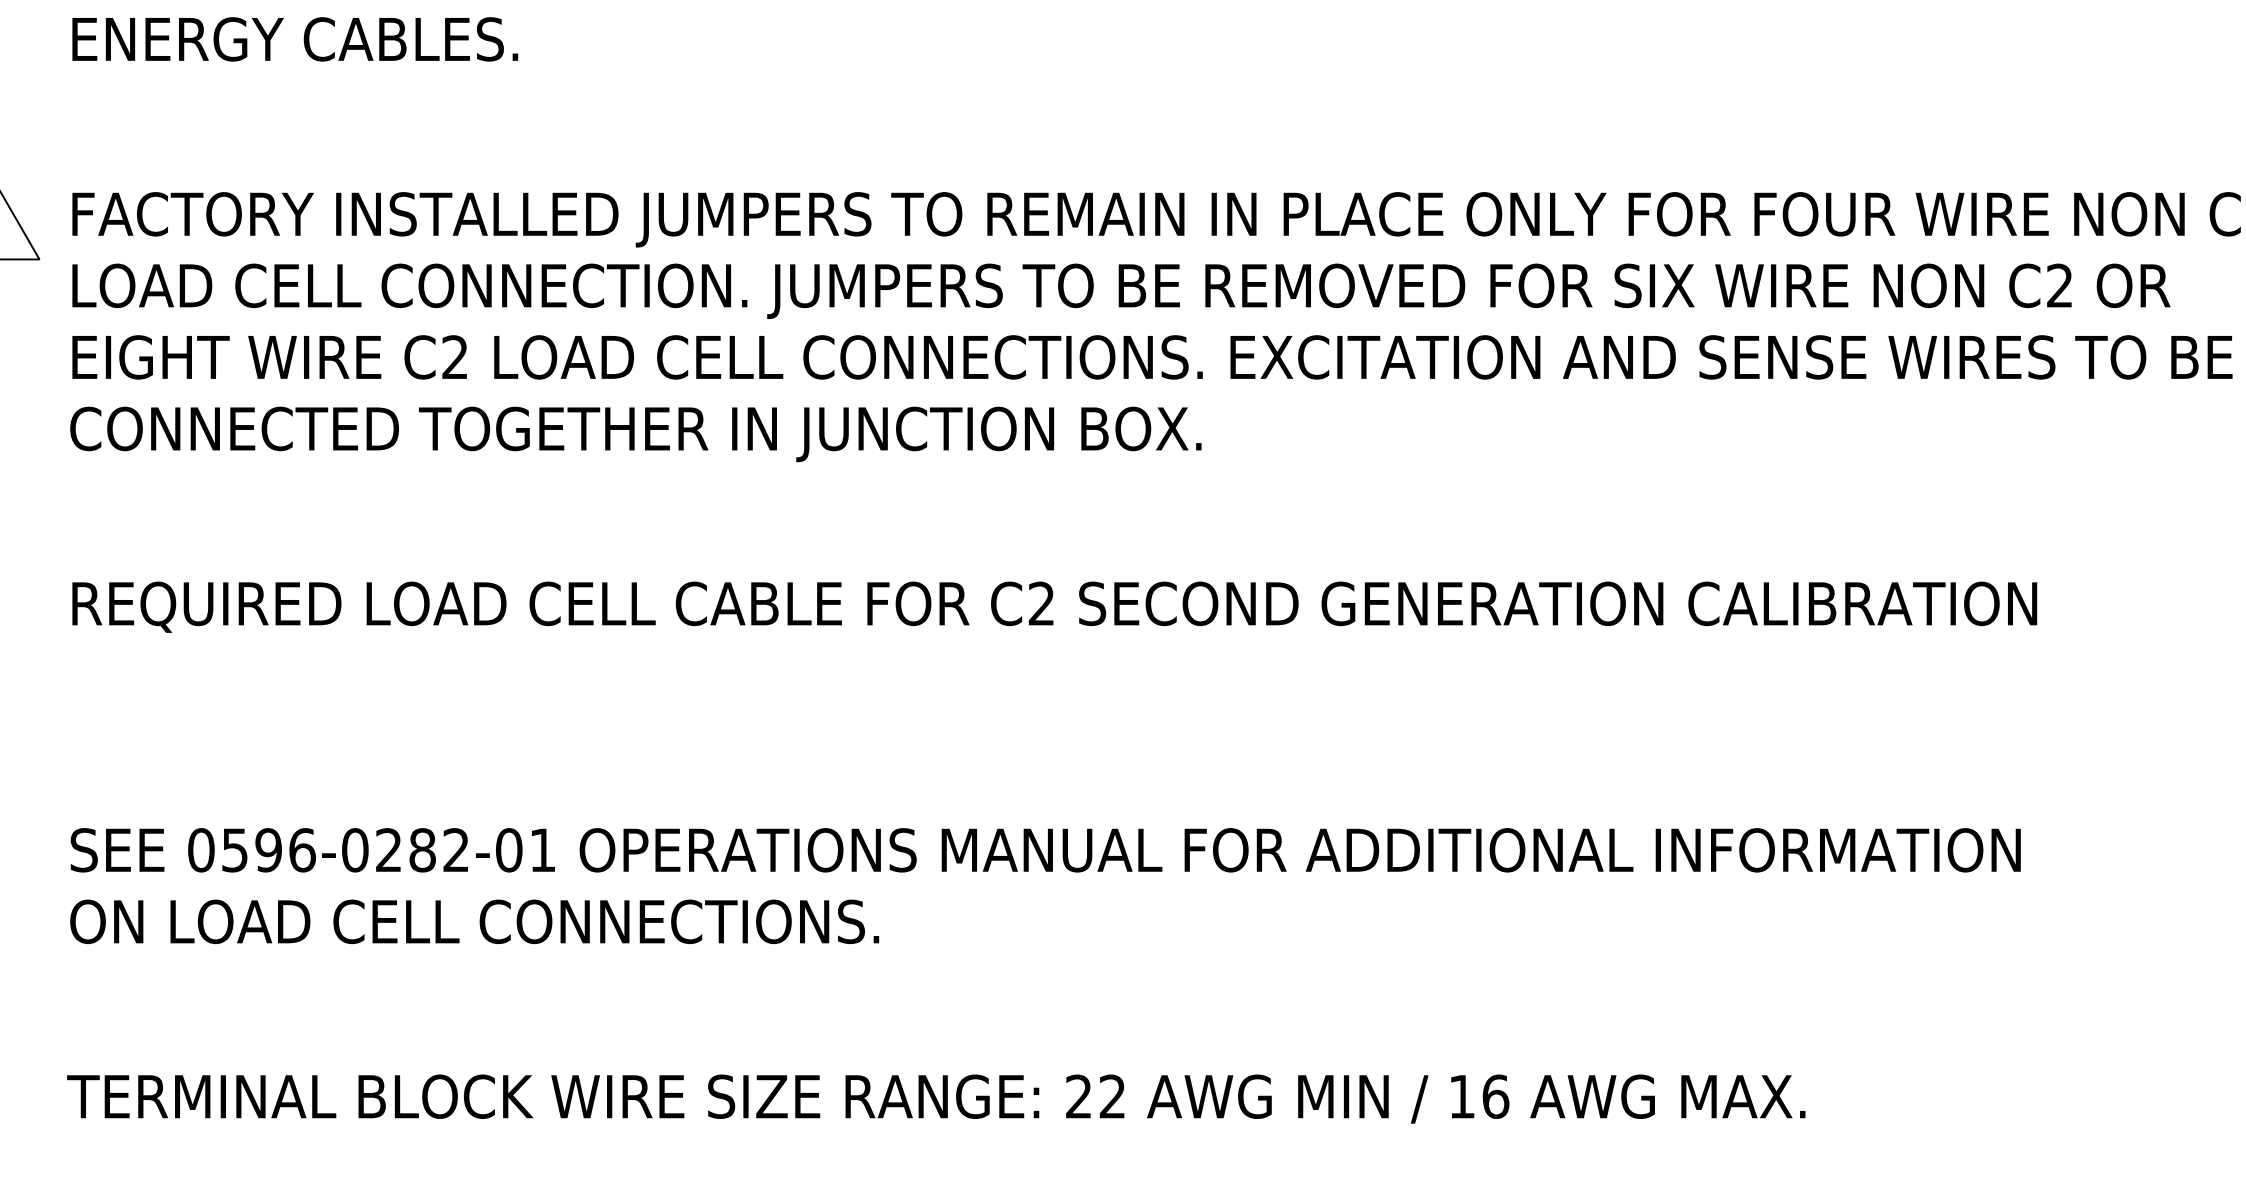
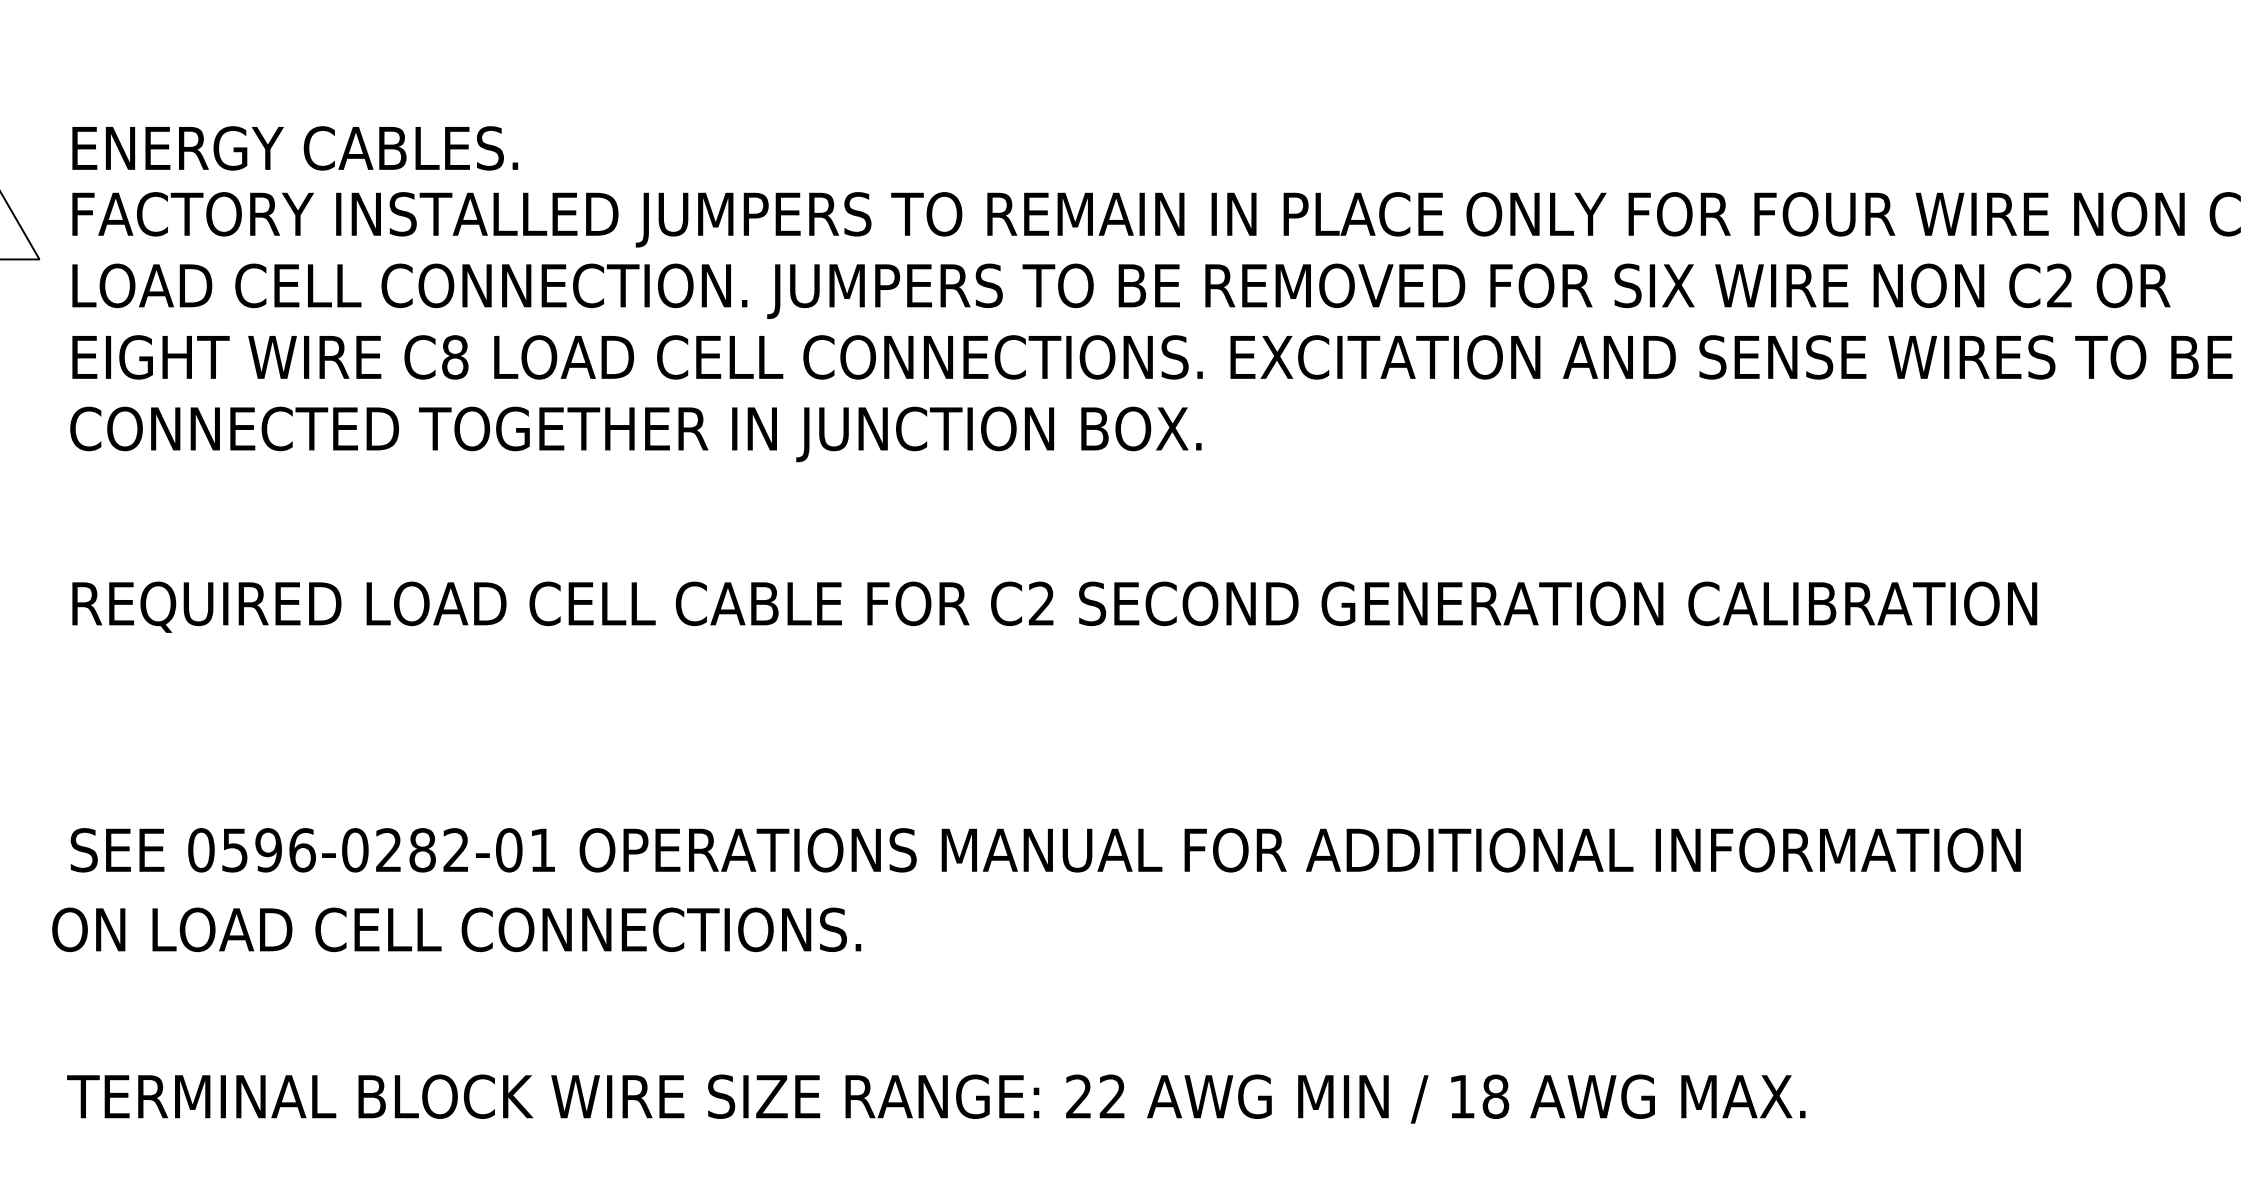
text position: (295, 39) -> (295, 148) (295, 148)
text: C2 -> C8 (455, 357)
text position: (474, 921) -> (456, 929) (456, 929)
text: 16 -> 18 (1495, 1096)
